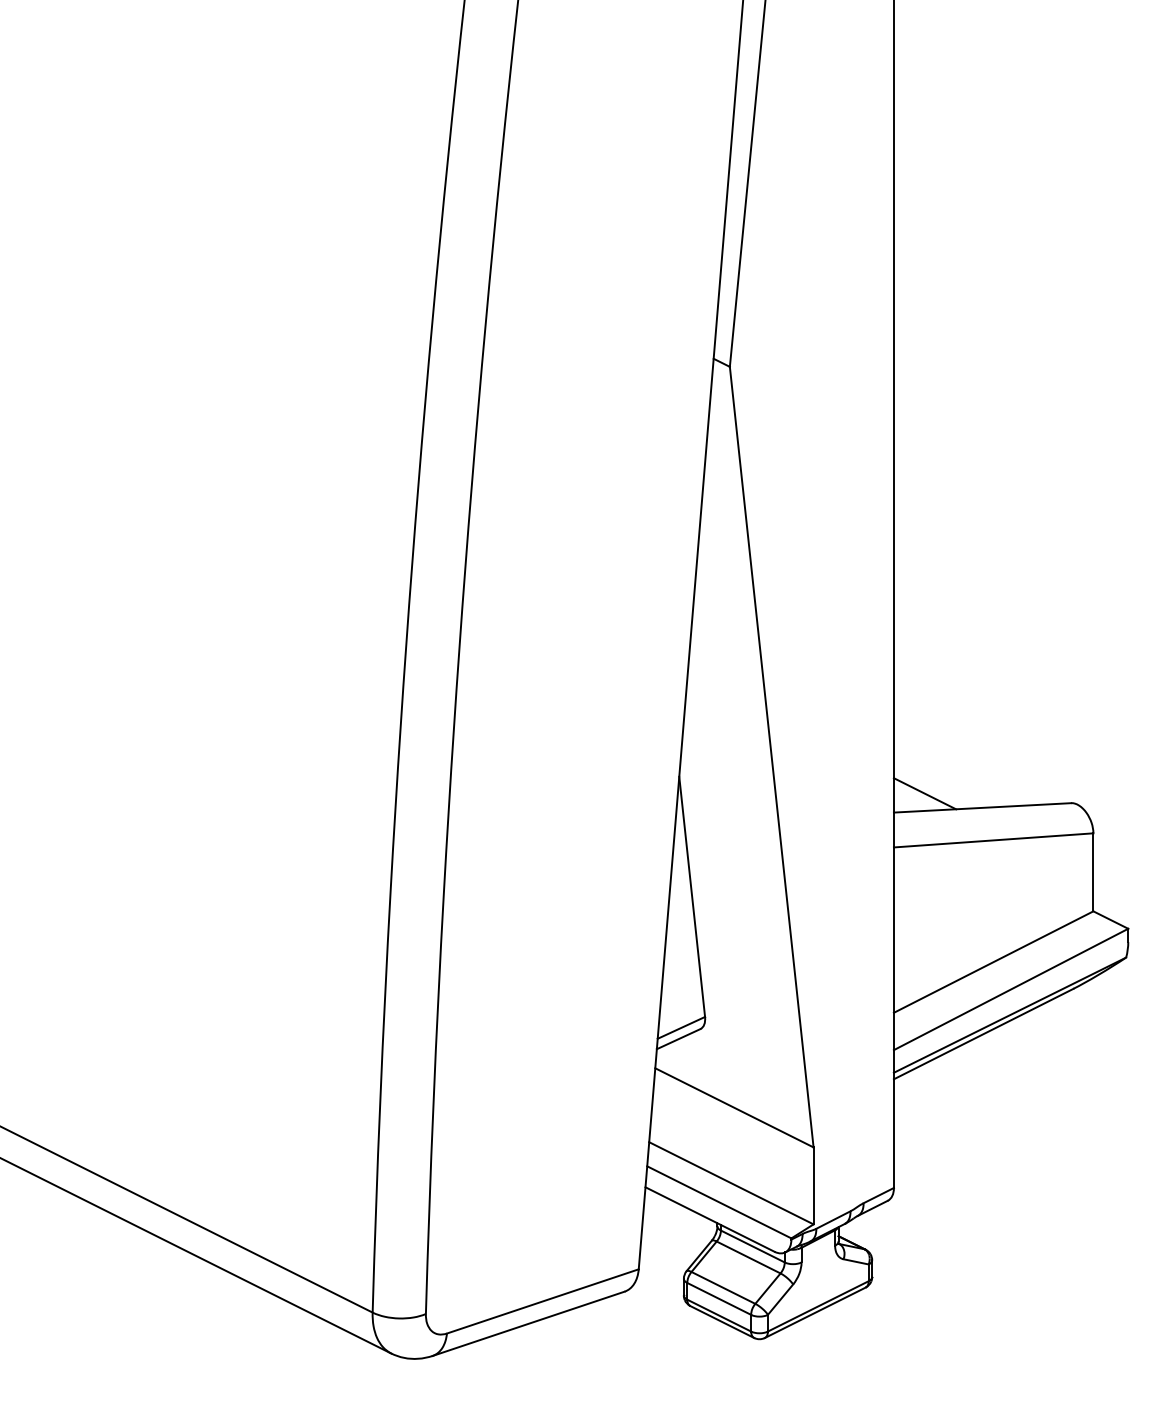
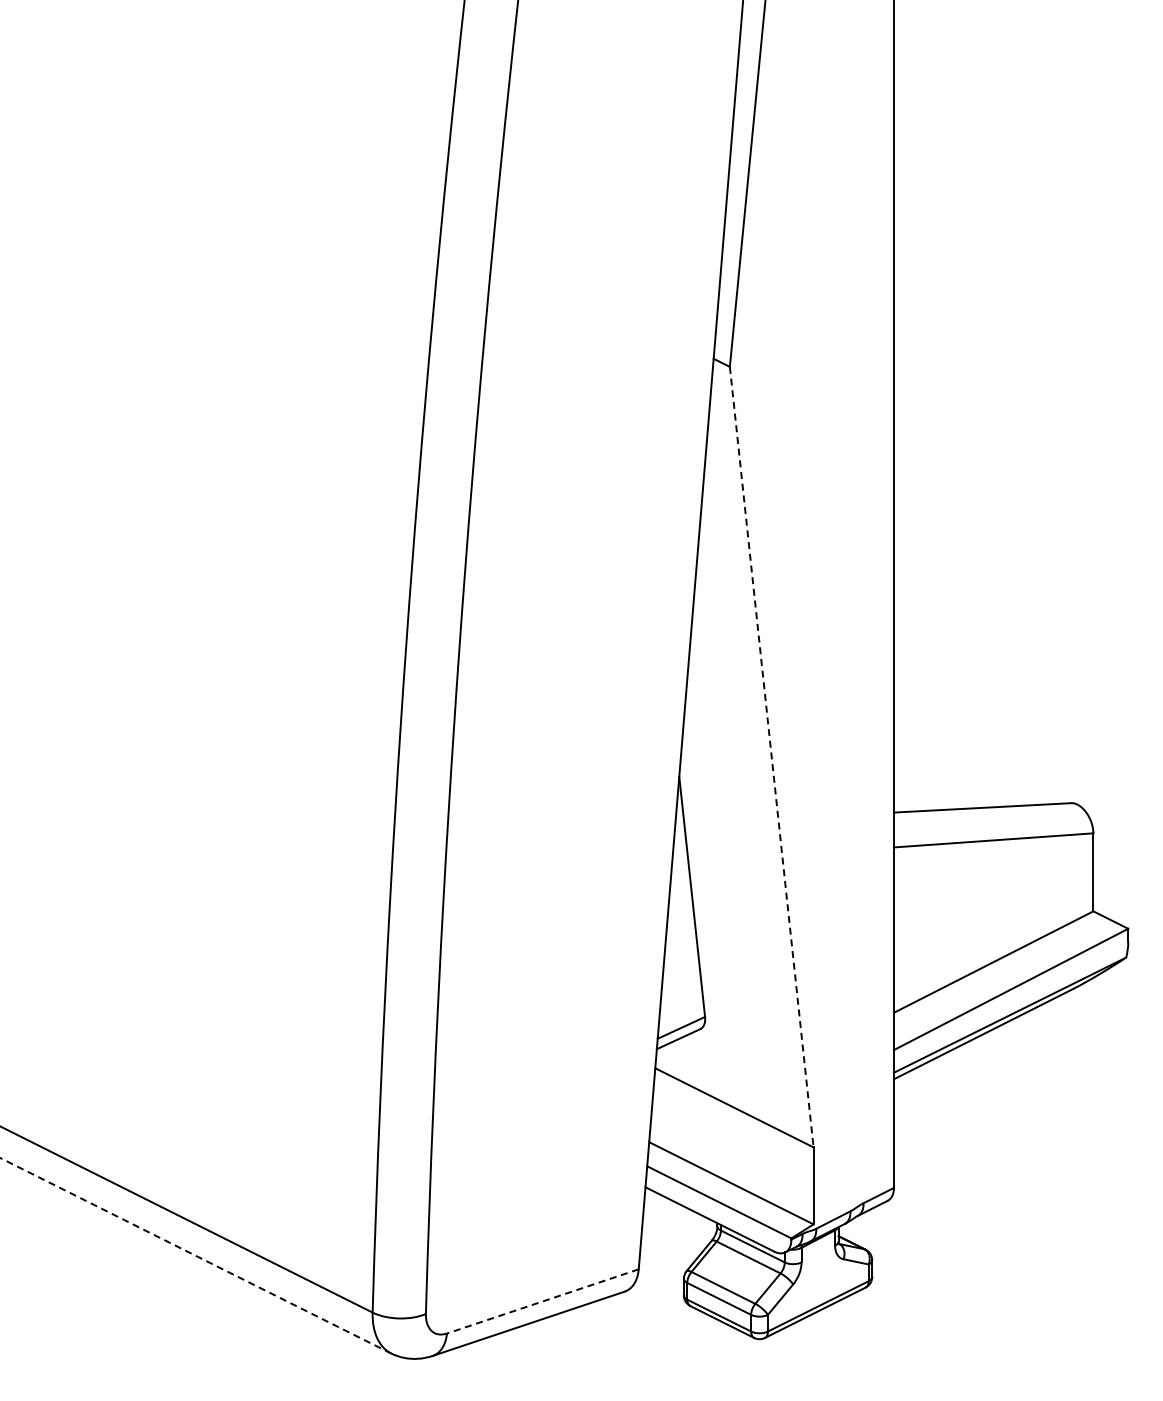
line: solid -> dashed (771, 757)
line: present -> none (924, 793)
line: solid -> dashed (195, 1255)
line: solid -> dashed (542, 1301)
